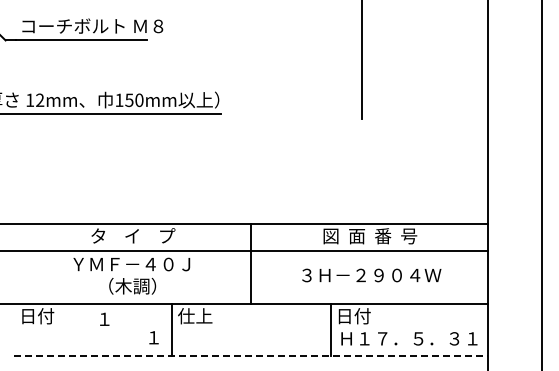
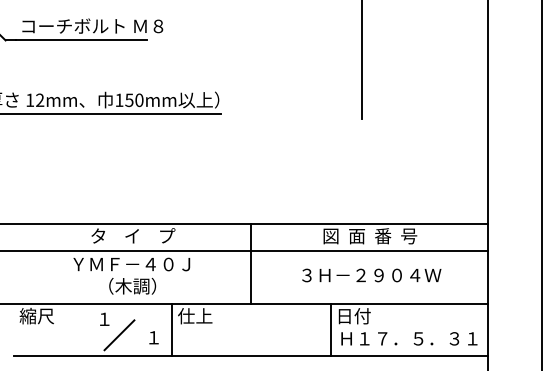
text: 日付 -> 縮尺 (36, 315)
line: none -> present (119, 335)
line: dashed -> solid (251, 356)
